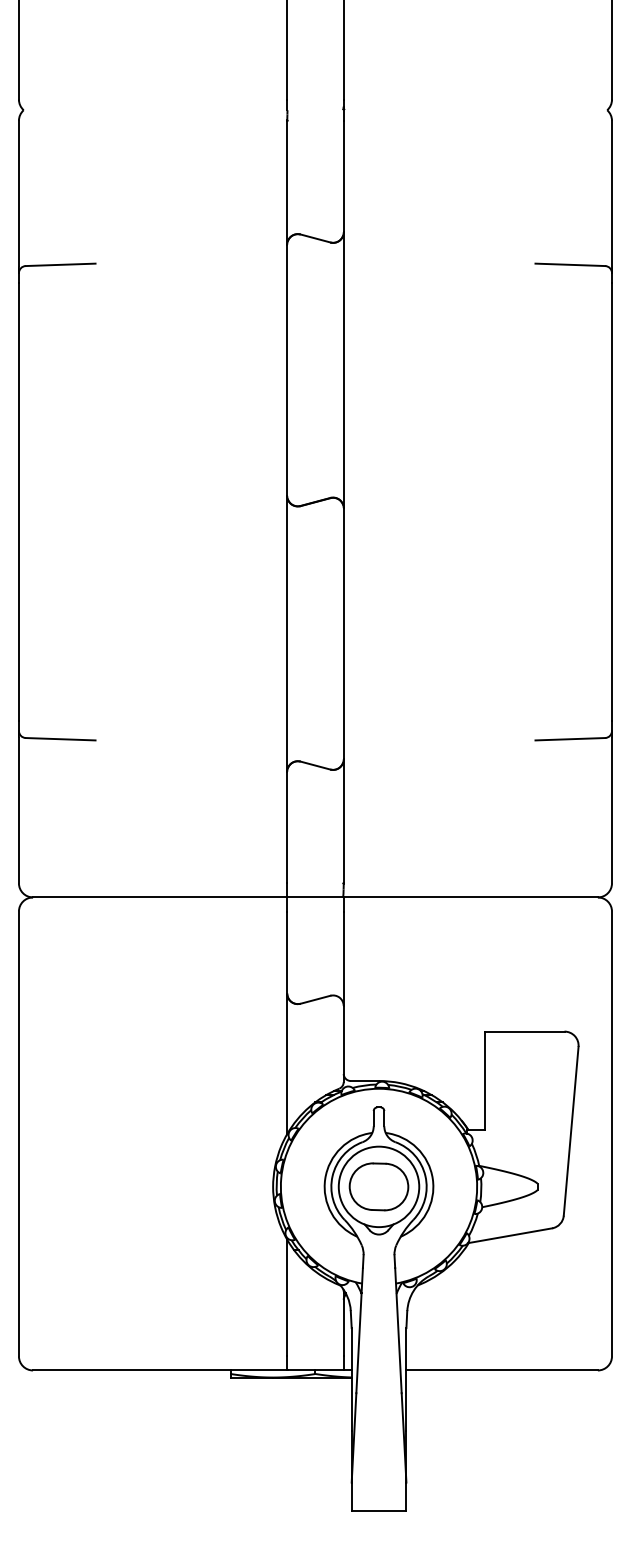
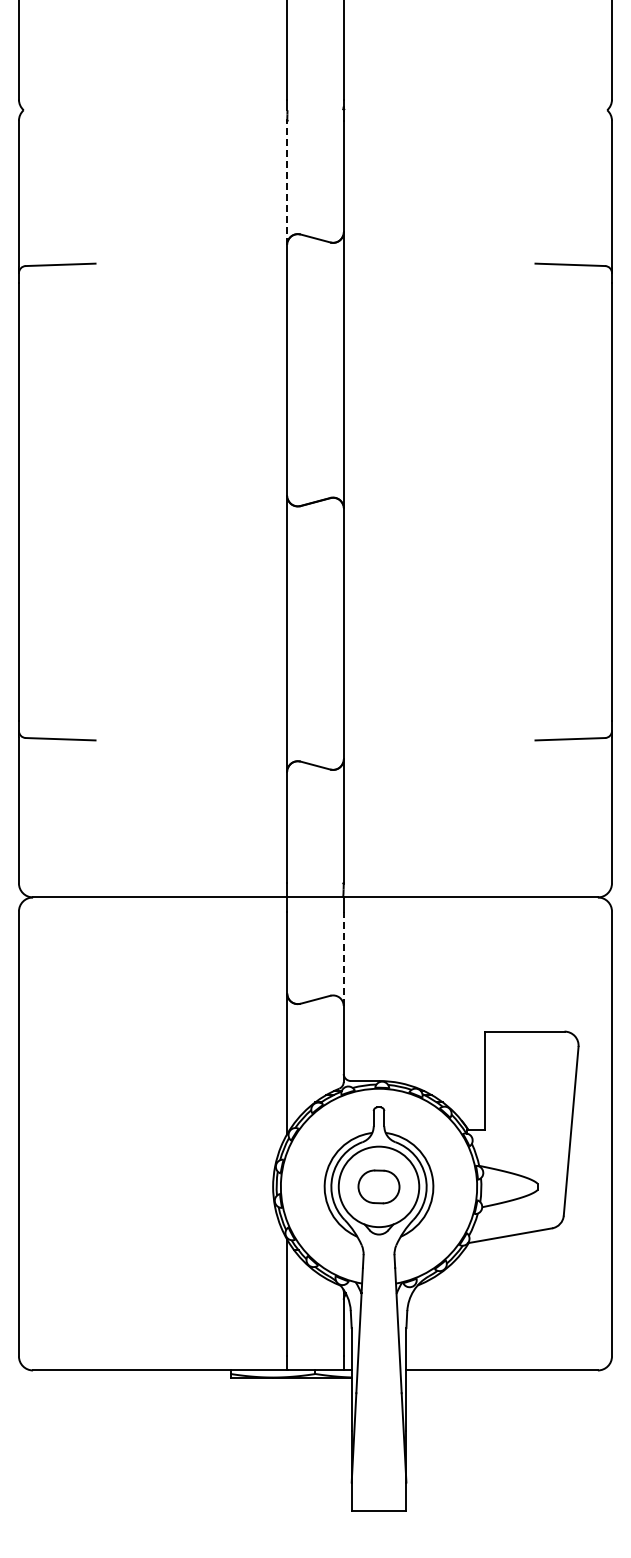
line: solid -> dashed (287, 182)
line: solid -> dashed (343, 958)
part size: 62x50 px -> 44x36 px (378, 1186)
